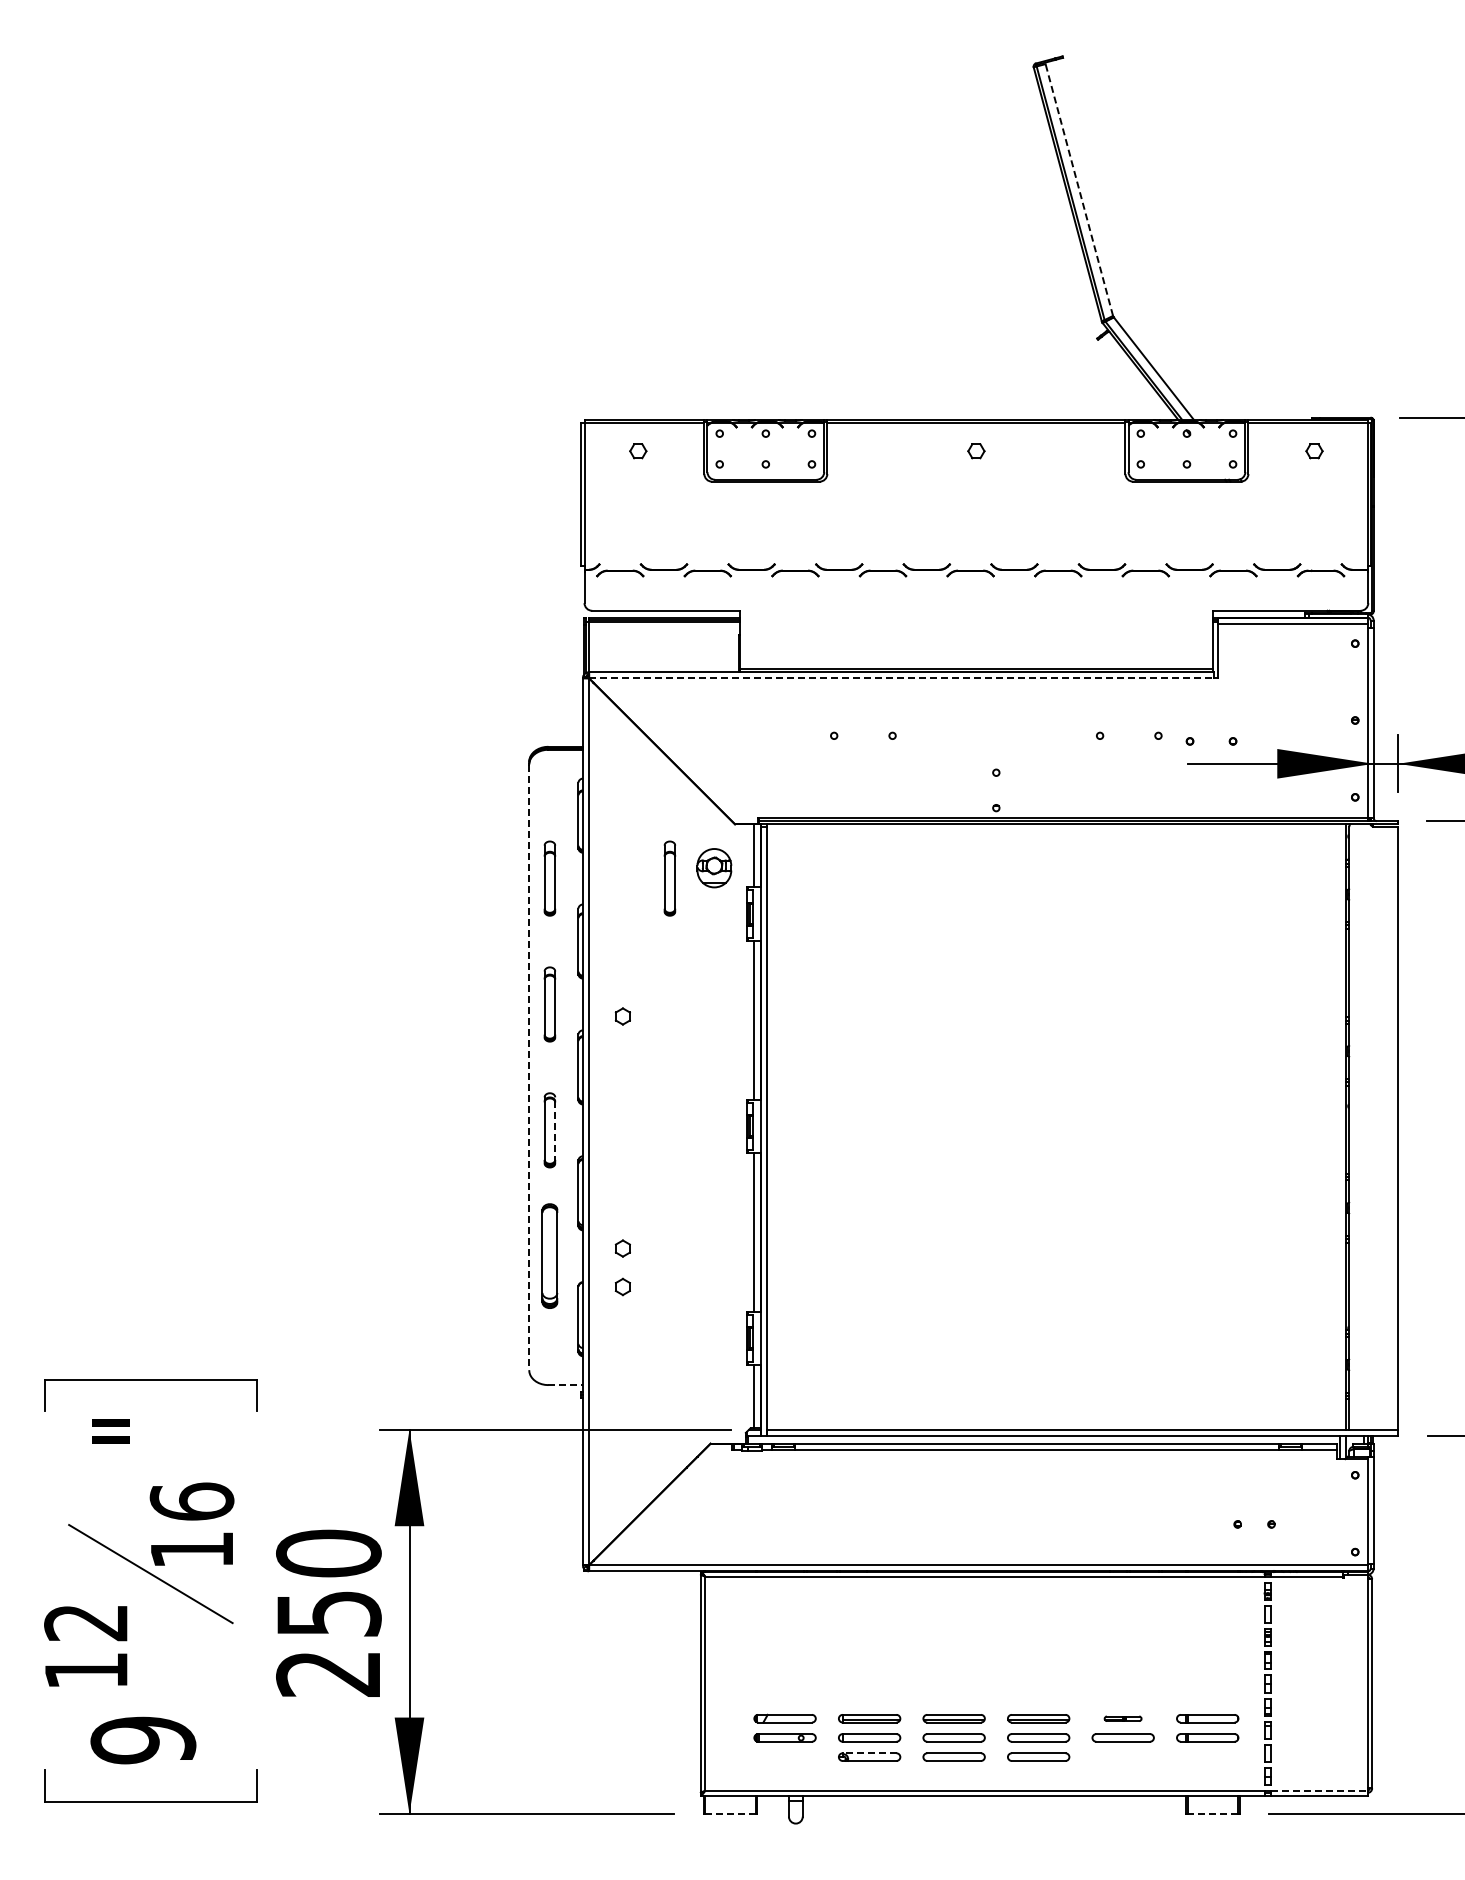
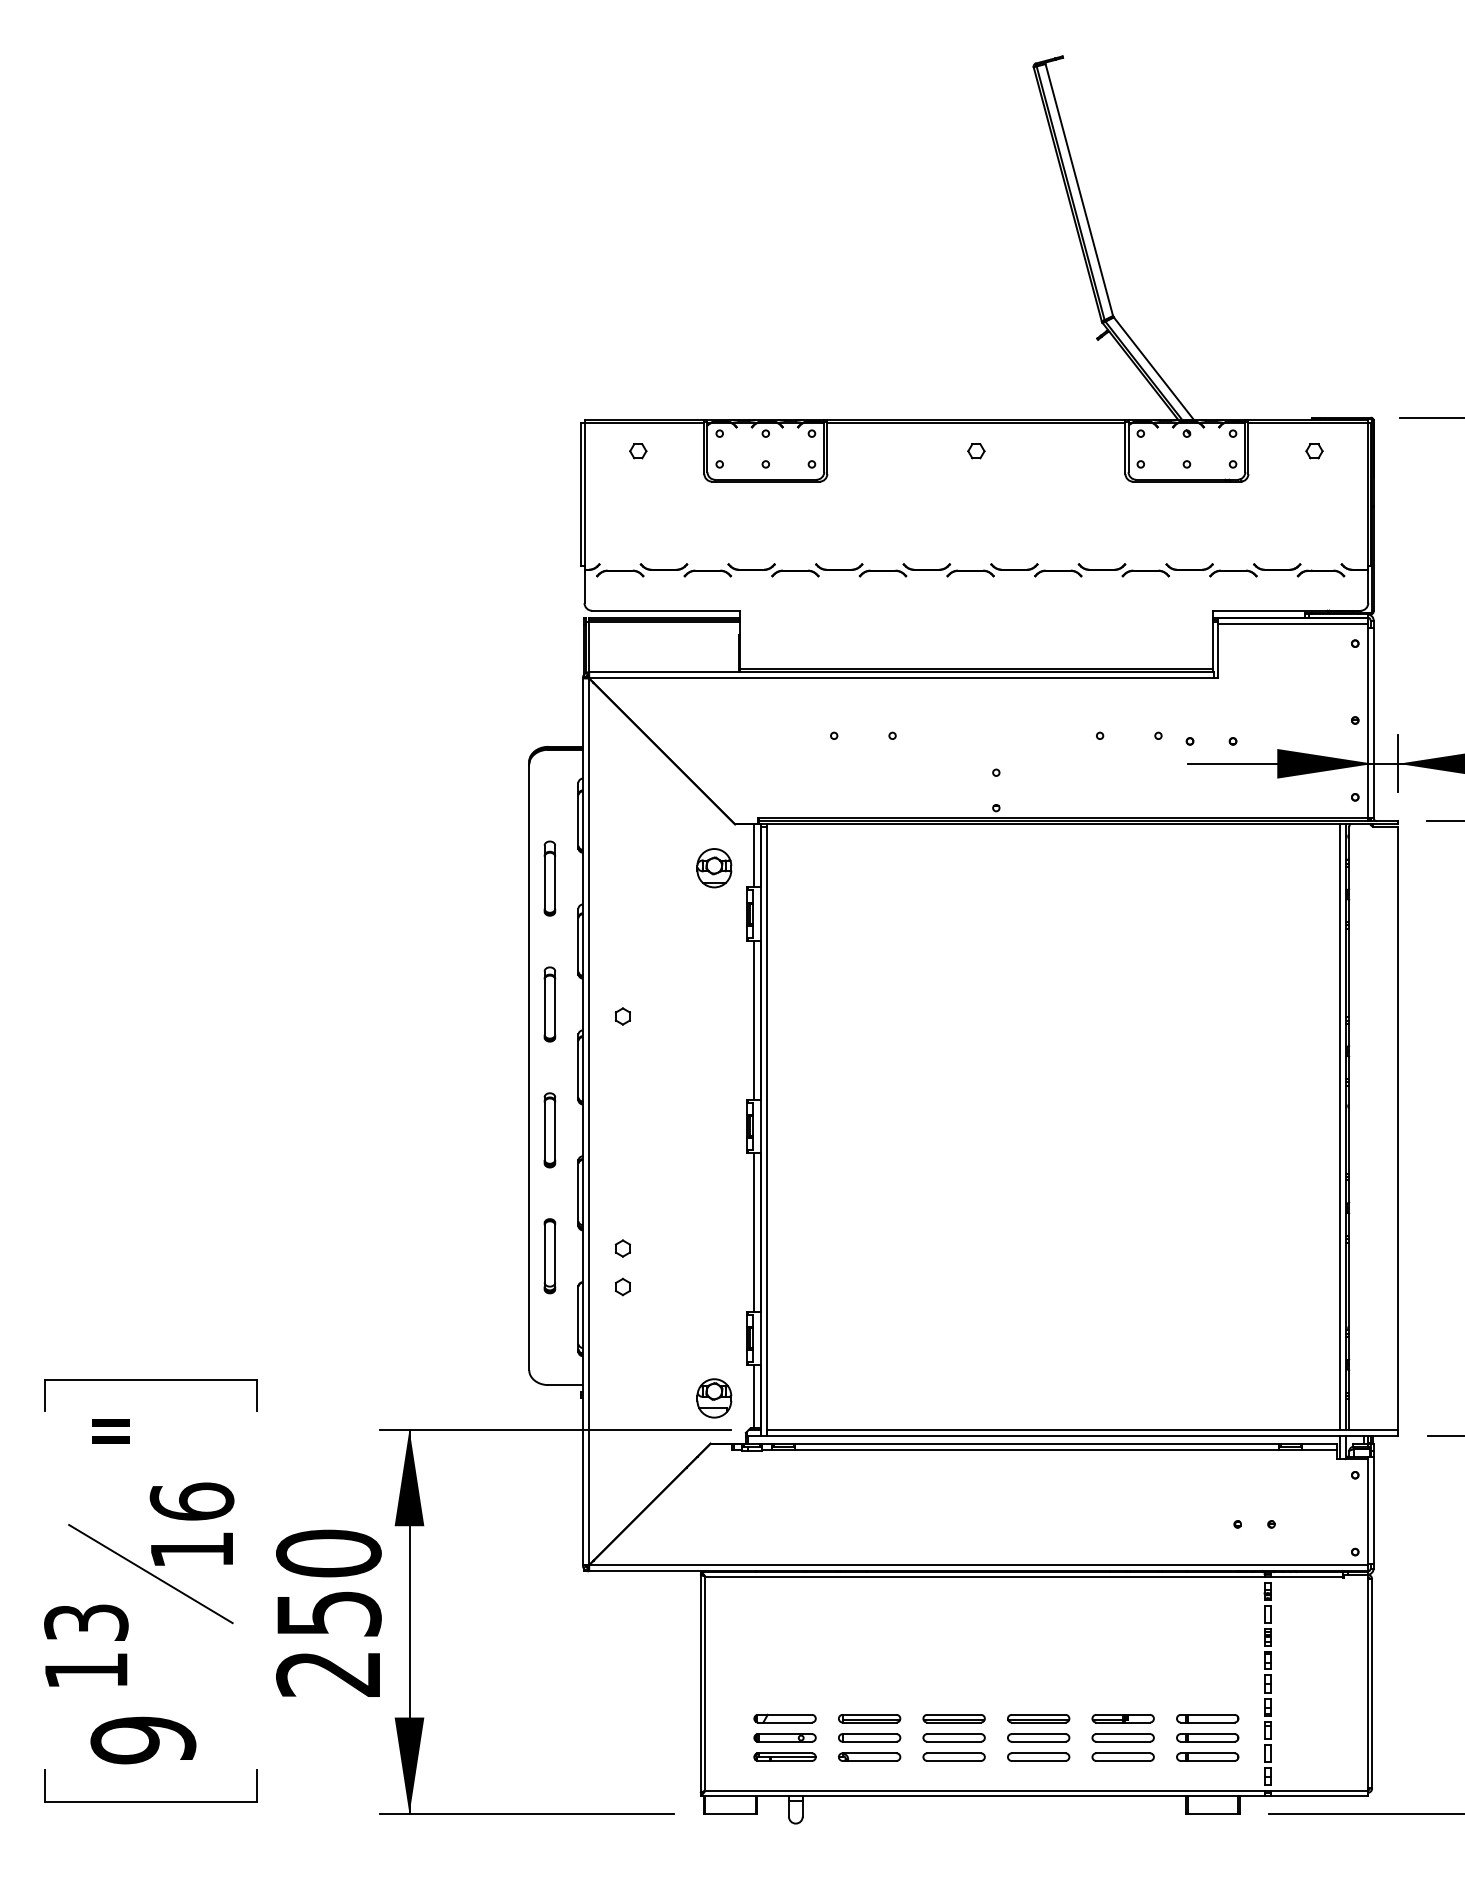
line: dashed -> solid (1079, 189)
line: dashed -> solid (902, 678)
part: present -> none (669, 878)
line: dashed -> solid (529, 1067)
line: none -> present (1339, 1126)
line: dashed -> solid (555, 1130)
part size: 18x106 px -> 14x77 px (549, 1256)
line: dashed -> solid (566, 1385)
part: none -> present (714, 1398)
text: 12 -> 13 (86, 1622)
part size: 40x7 px -> 64x10 px (1122, 1718)
line: dashed -> solid (869, 1753)
part: none -> present (784, 1756)
part: none -> present (1122, 1756)
part: none -> present (1207, 1756)
line: dashed -> solid (1319, 1790)
line: dashed -> solid (730, 1813)
line: dashed -> solid (1212, 1813)
